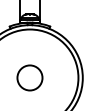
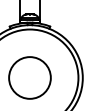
circle diameter: 25 px -> 42 px (29, 77)
